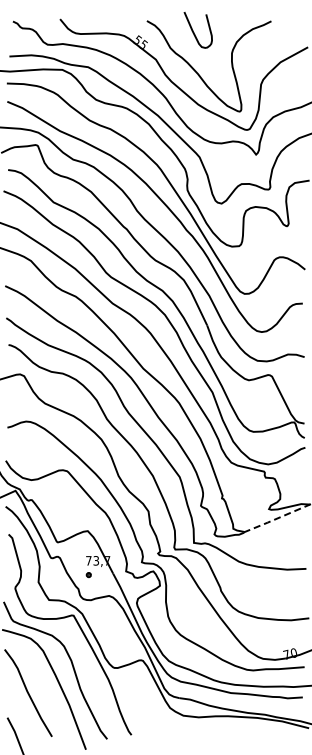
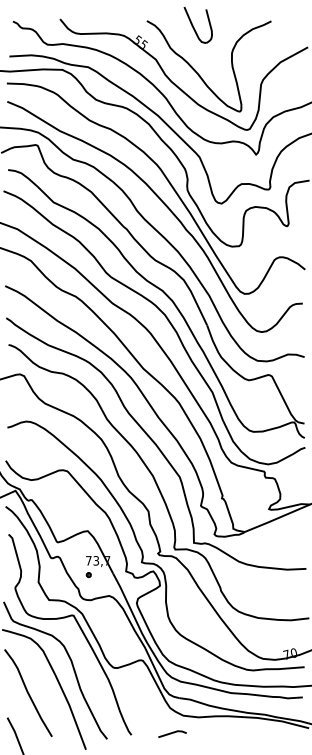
curve position: (194, 32) -> (194, 27) (194, 27)
line: dashed -> solid (277, 518)
line: none -> present (172, 733)
